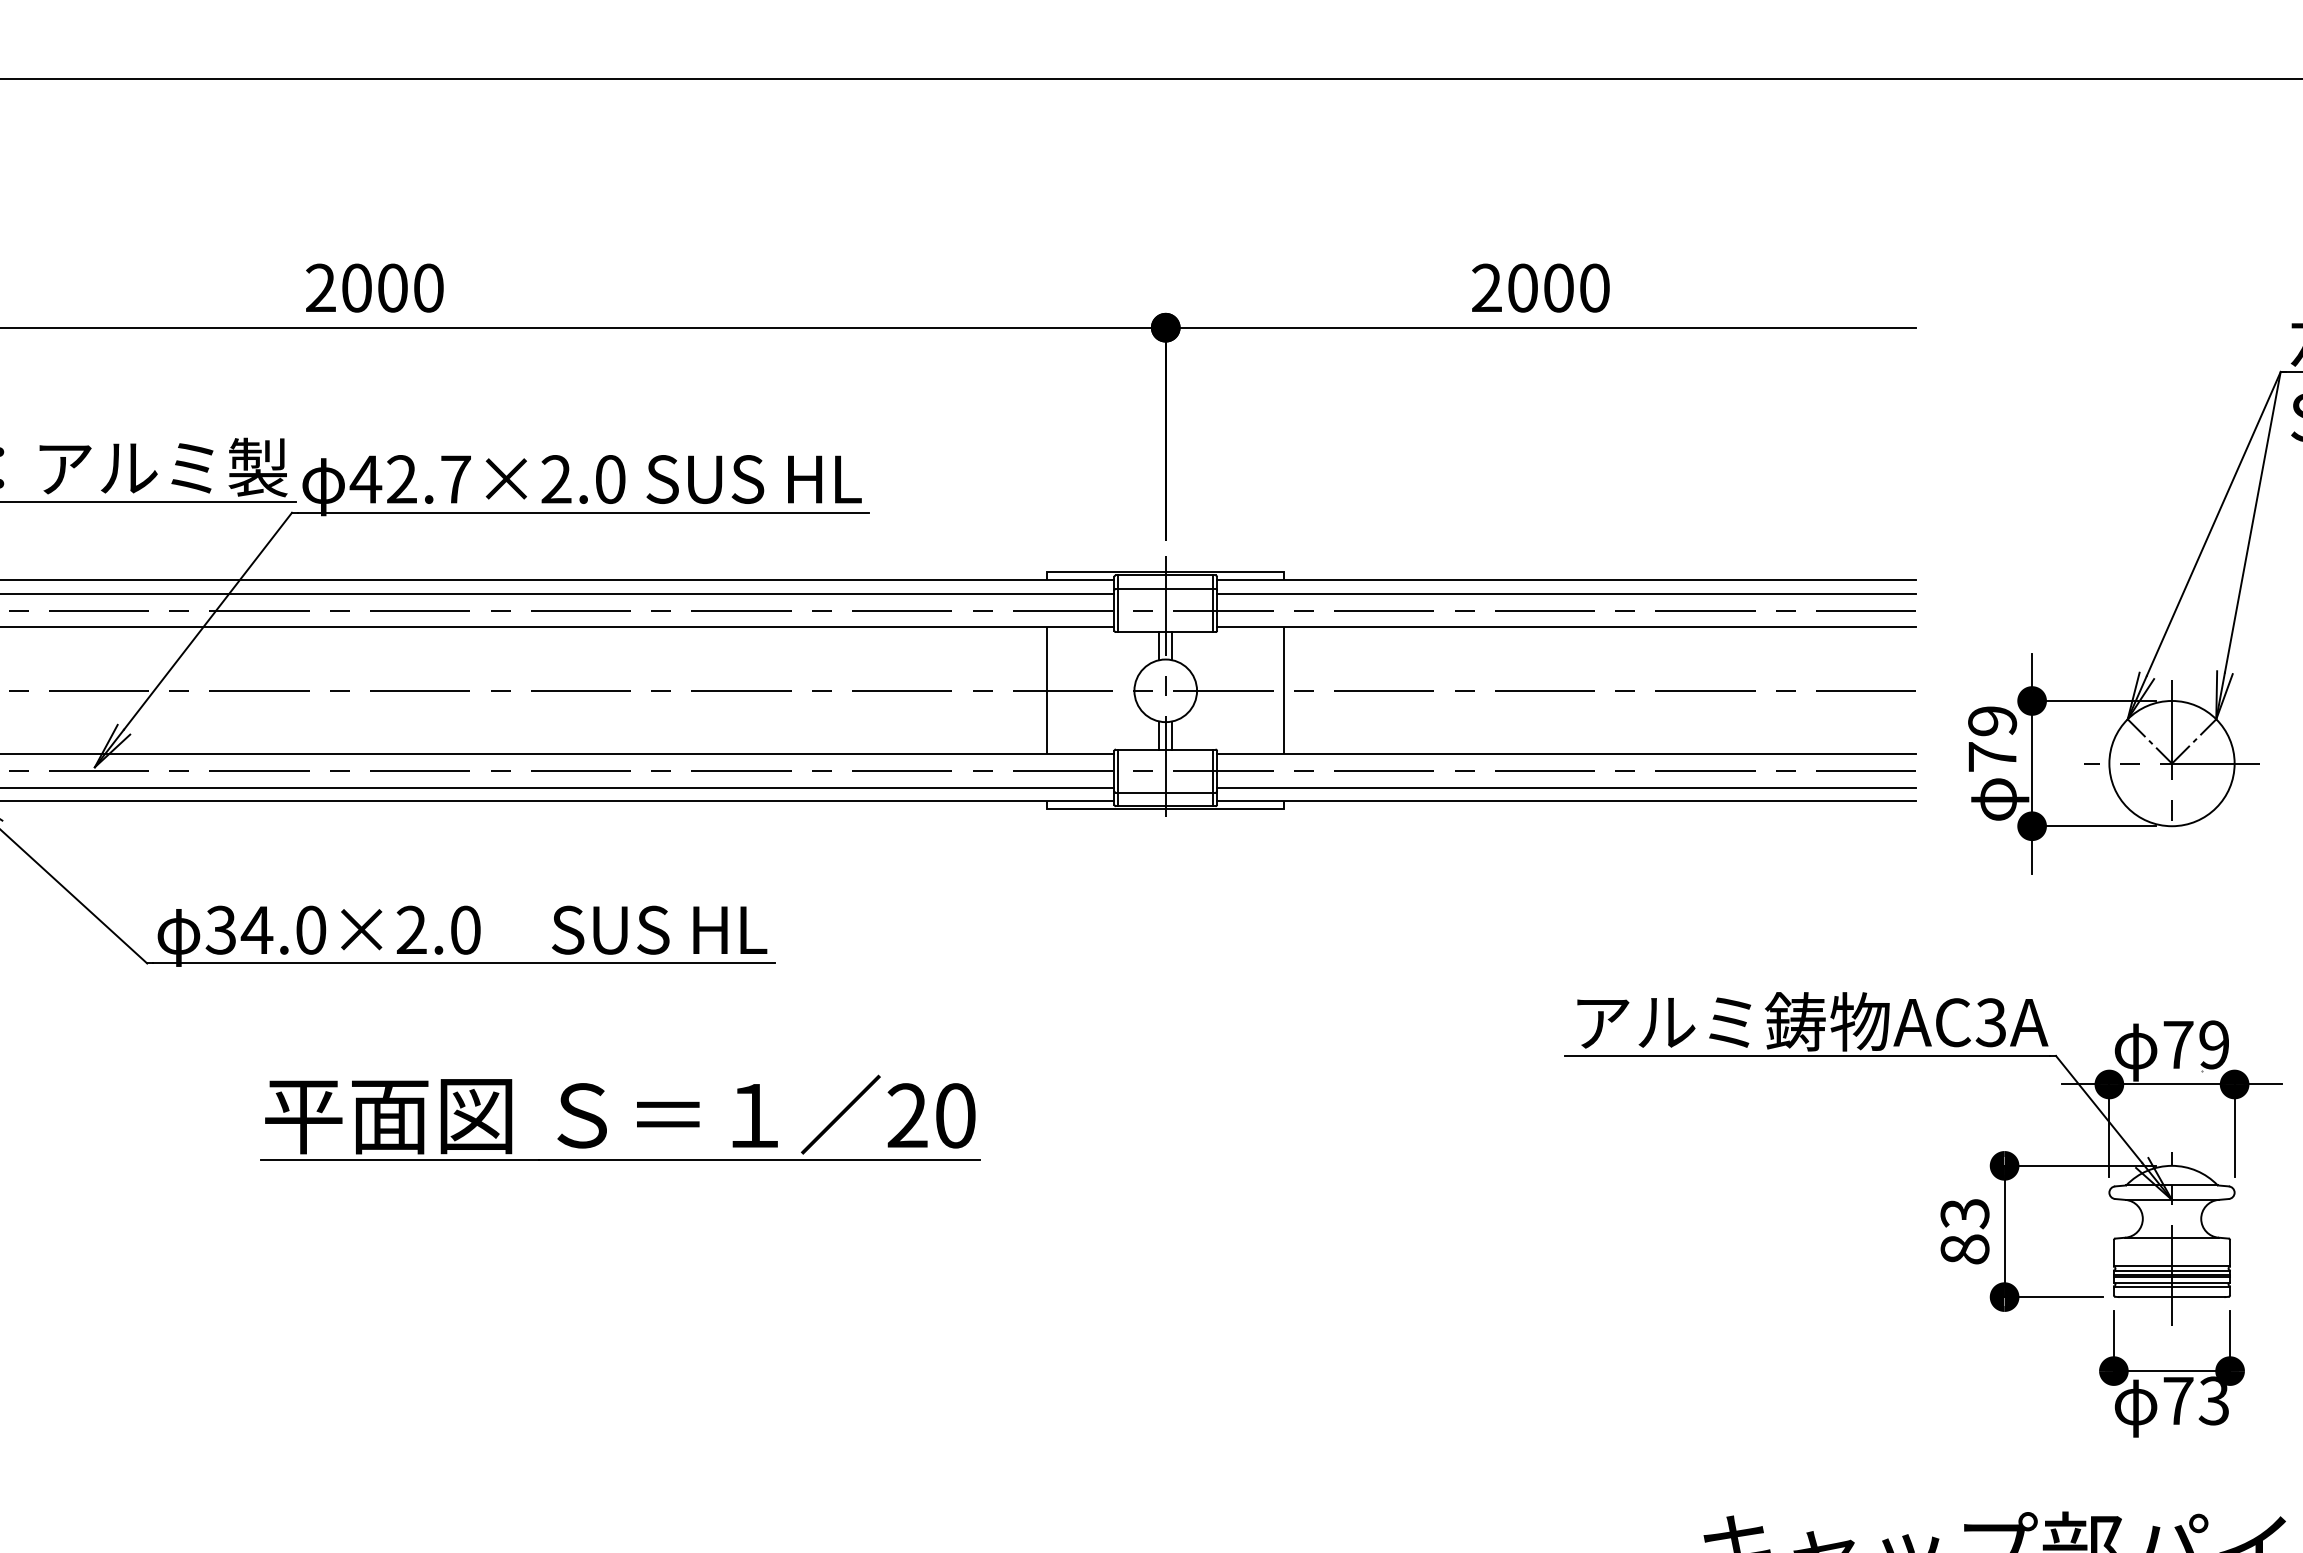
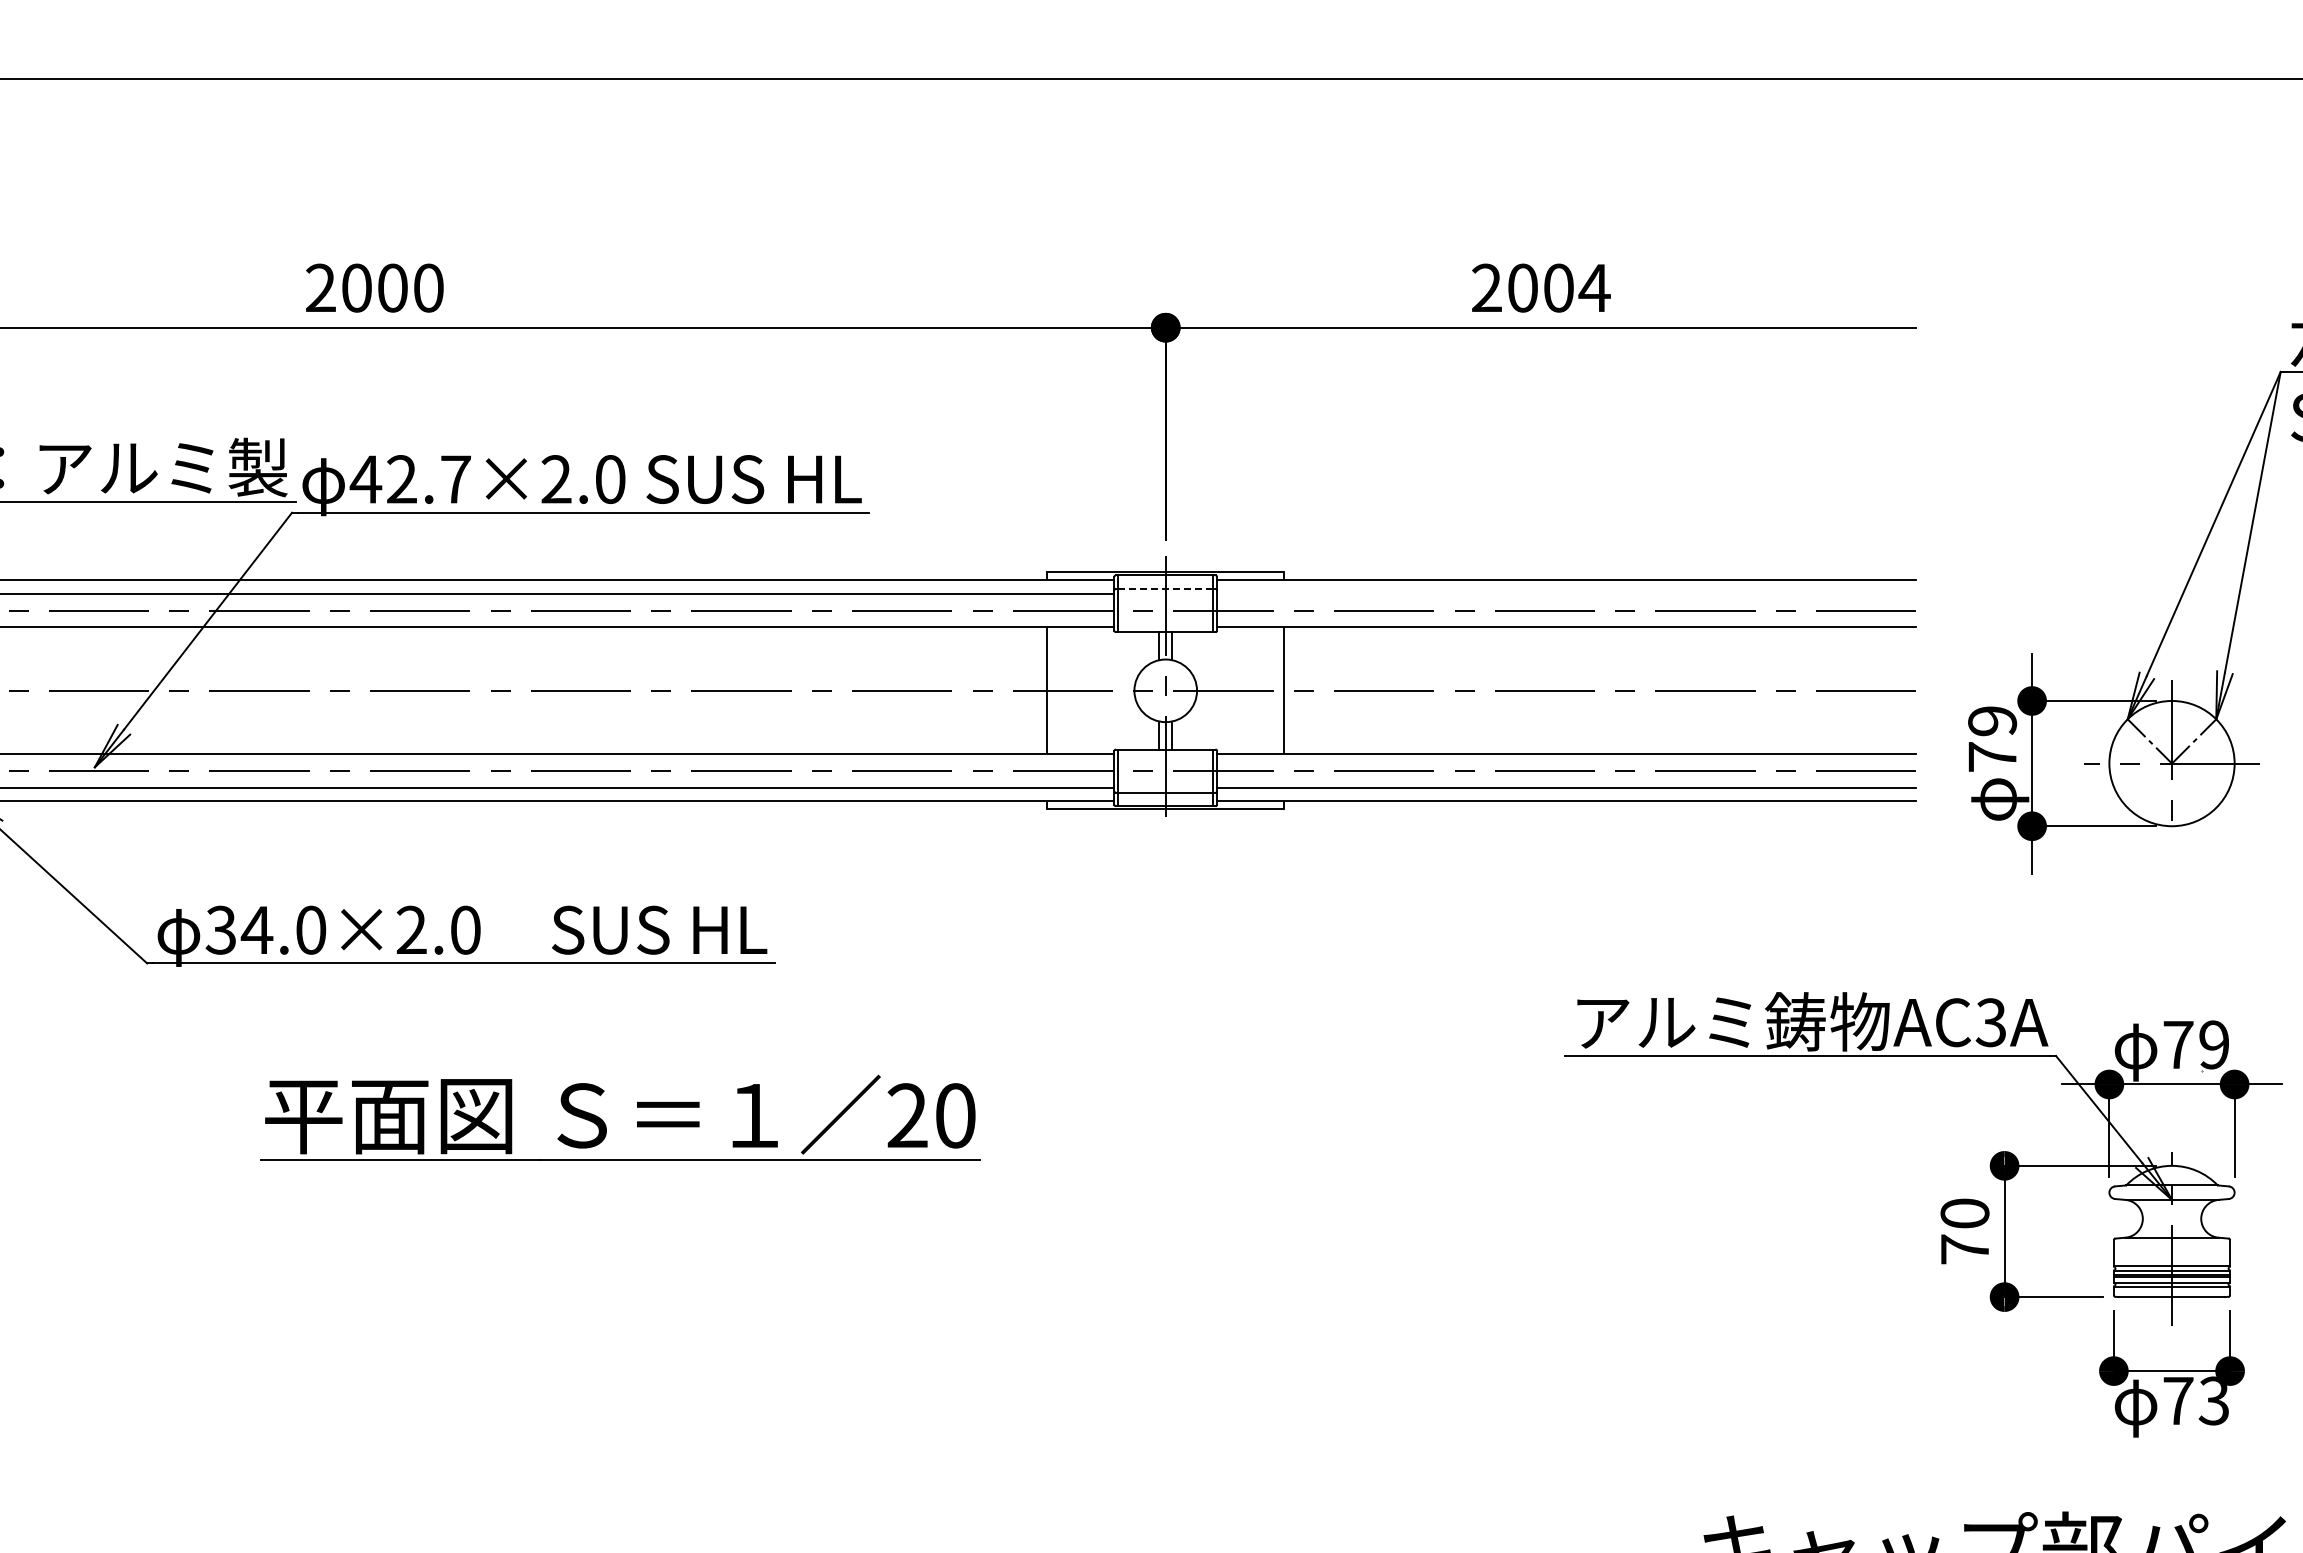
text: 2000 -> 2004 (1594, 287)
line: solid -> dashed (1166, 588)
line: present -> none (1566, 593)
text: 83 -> 70 (1964, 1231)
